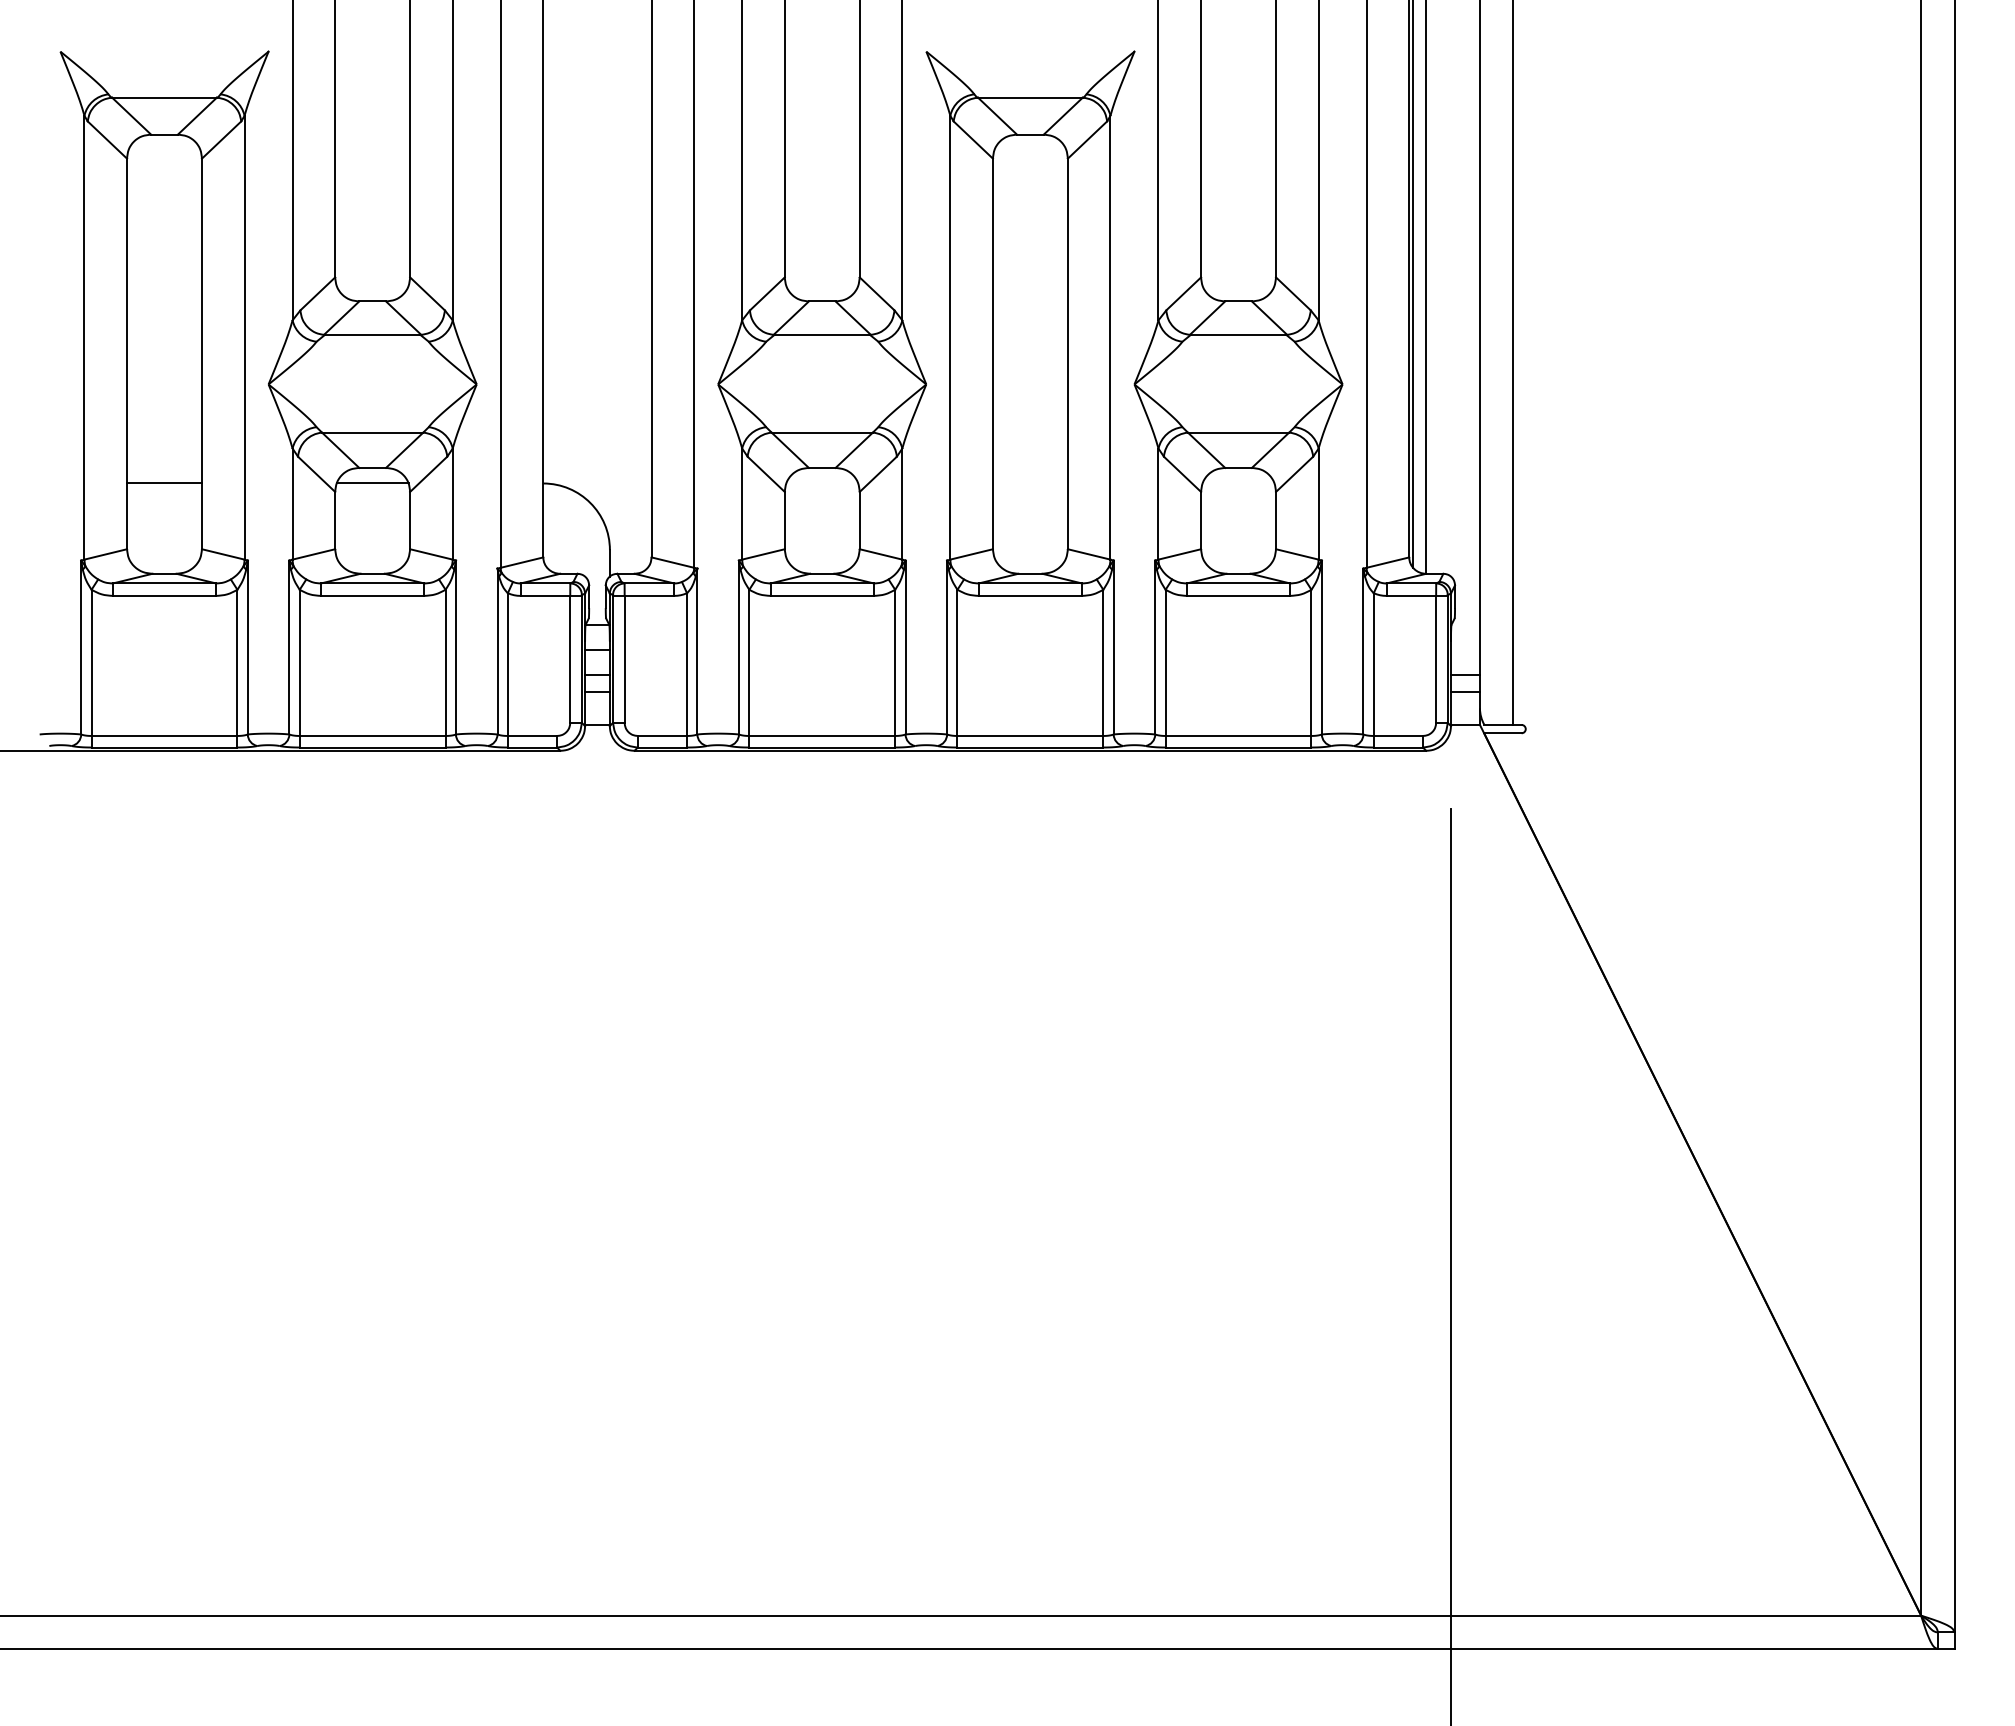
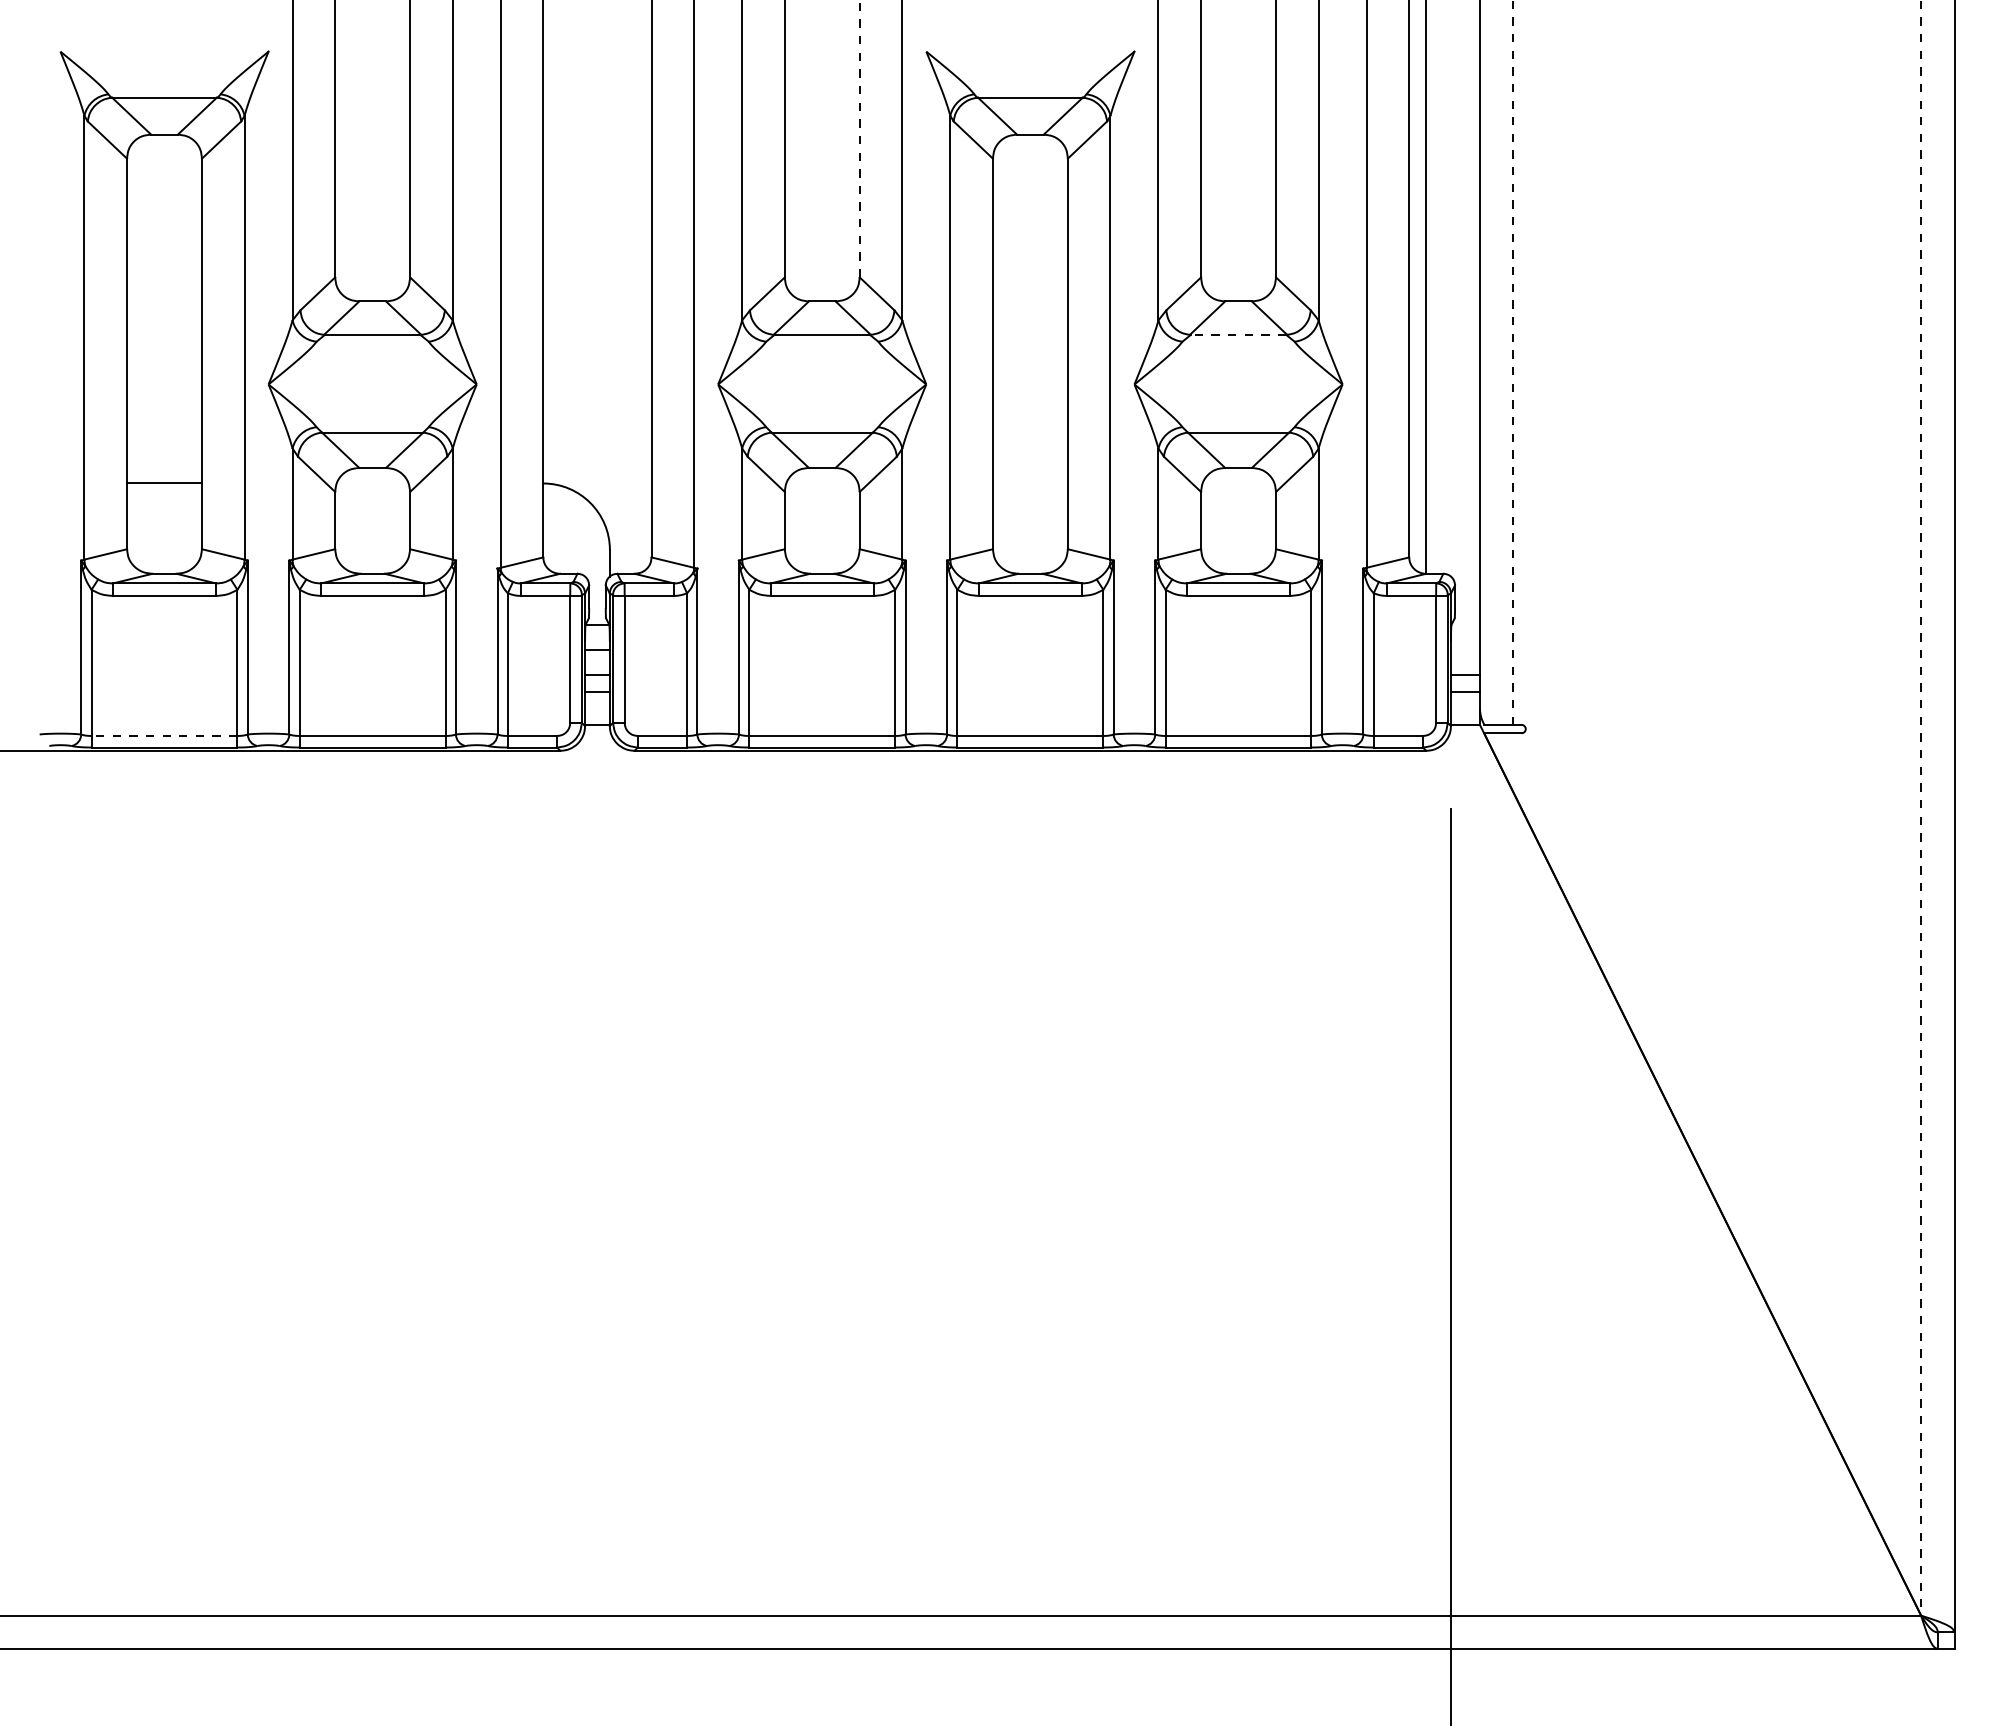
line: solid -> dashed (859, 138)
line: present -> none (1413, 285)
line: solid -> dashed (1238, 334)
line: solid -> dashed (1513, 362)
line: present -> none (372, 483)
line: solid -> dashed (164, 735)
line: solid -> dashed (1921, 808)
